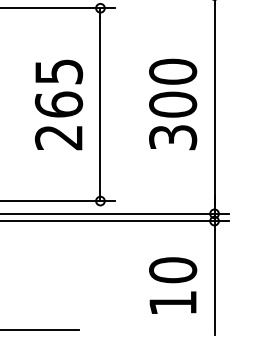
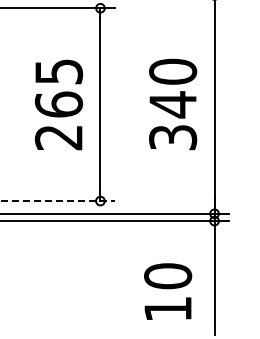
text: 300 -> 340 (173, 104)
line: solid -> dashed (58, 201)
text position: (173, 285) -> (168, 291) (168, 291)
line: present -> none (40, 330)
